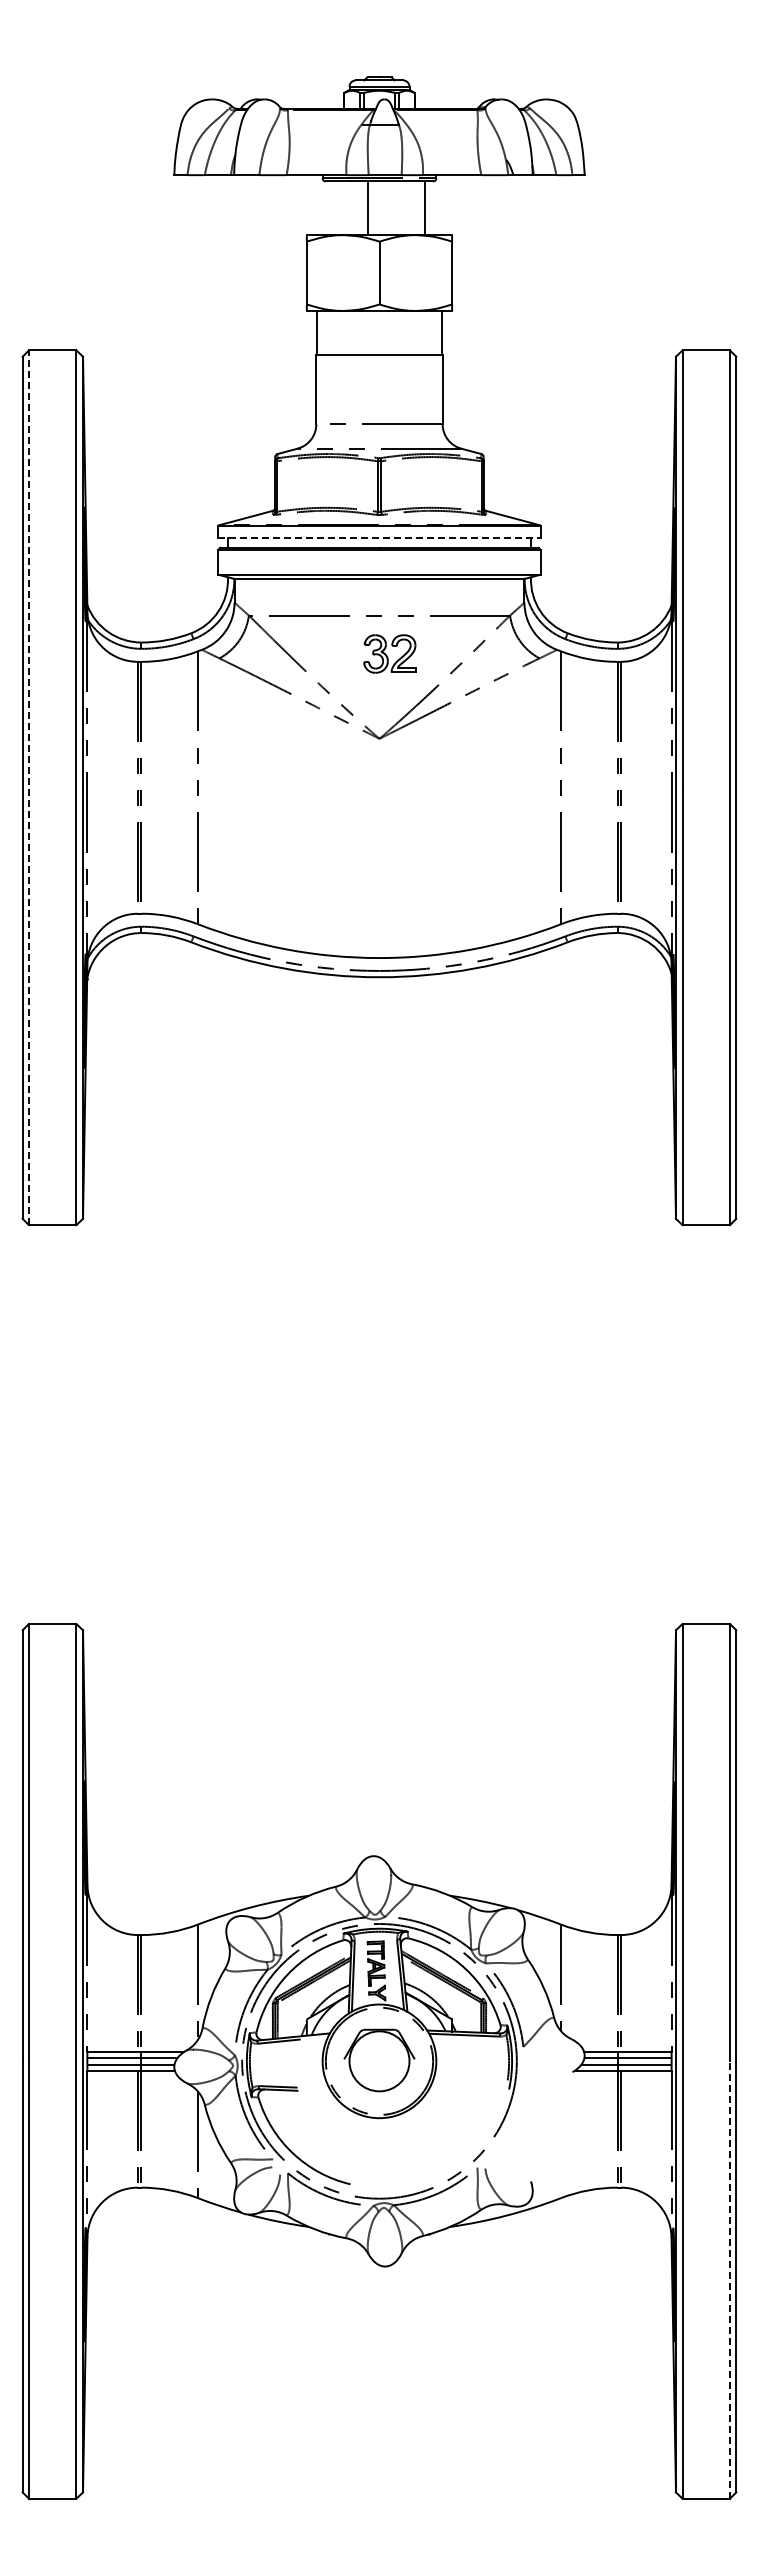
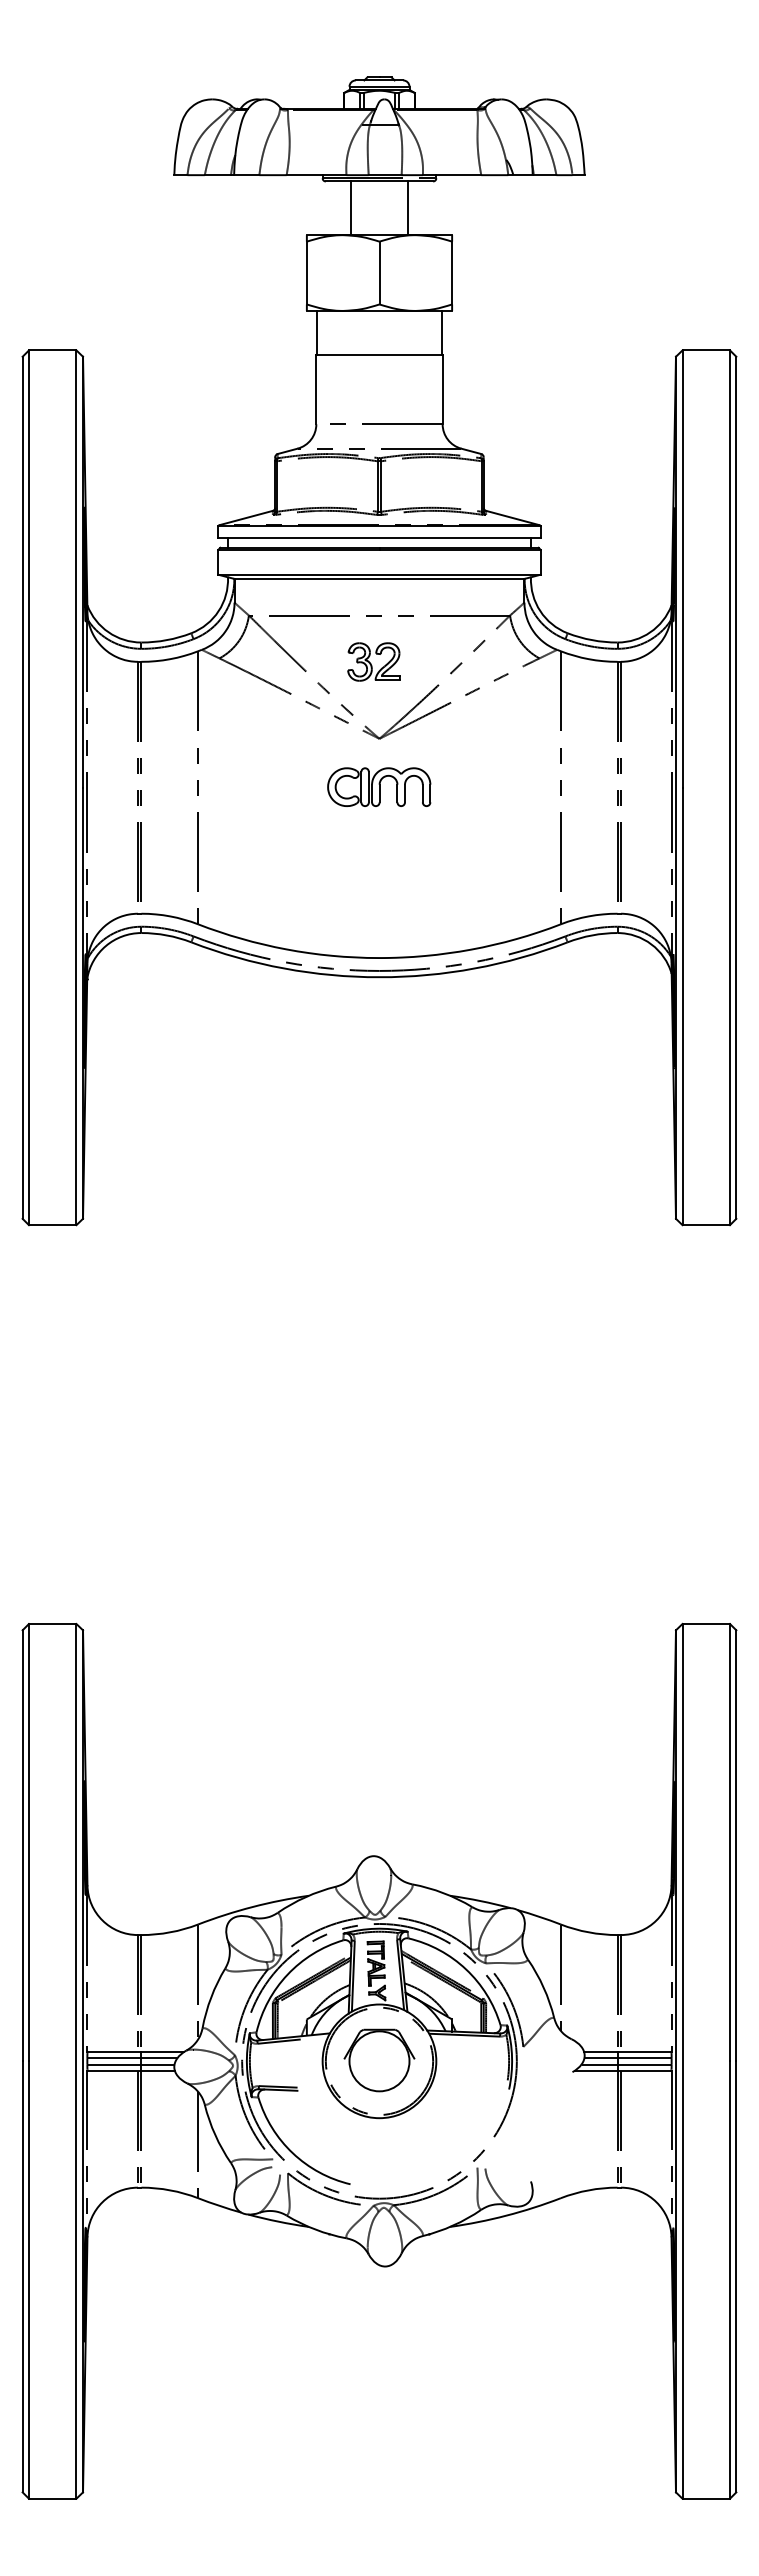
line position: (368, 208) -> (351, 208) (351, 208)
line position: (424, 208) -> (407, 208) (407, 208)
line: dashed -> solid (379, 538)
part position: (389, 653) -> (373, 661) (373, 661)
part: none -> present (379, 786)
line: dashed -> solid (28, 787)
line: dashed -> solid (730, 2280)
